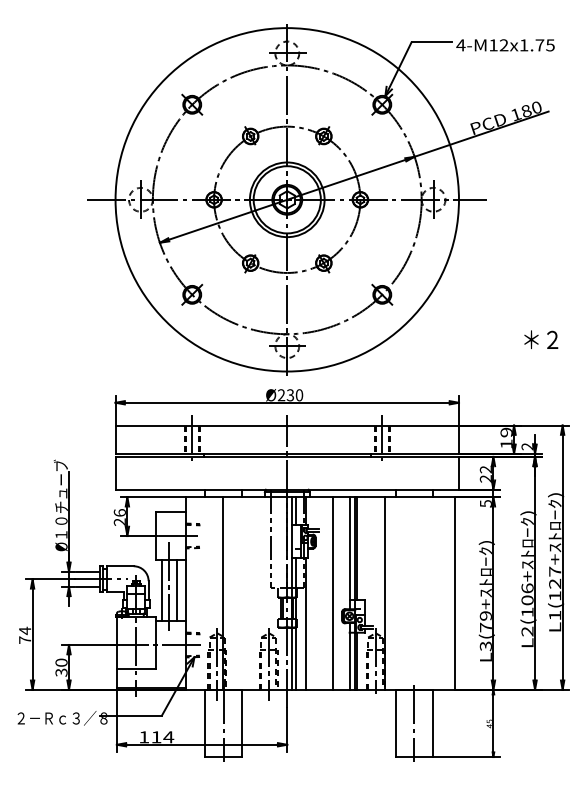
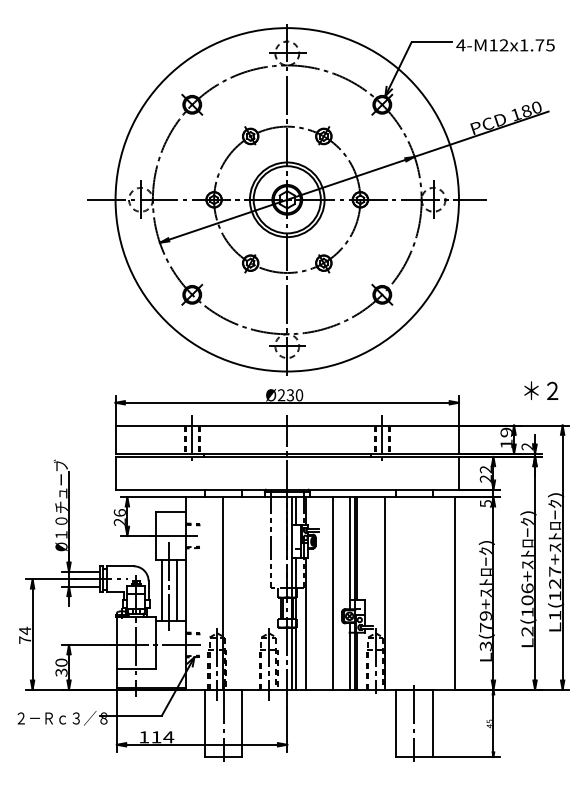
text position: (541, 339) -> (541, 390) (541, 390)
